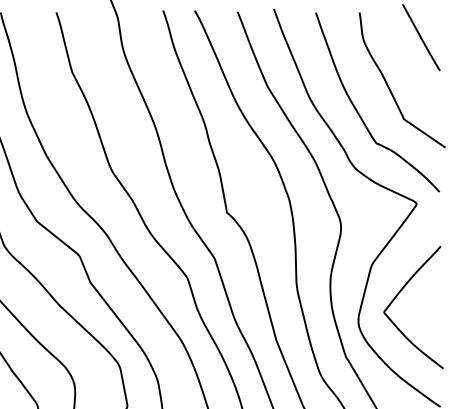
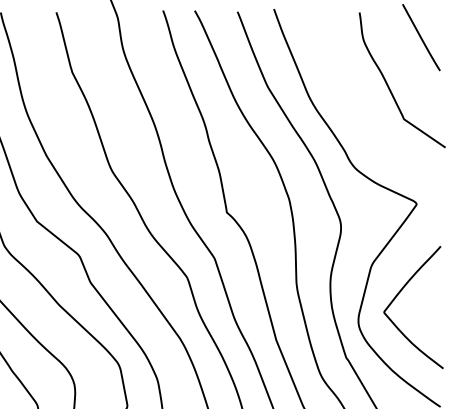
curve: present -> none (358, 111)
